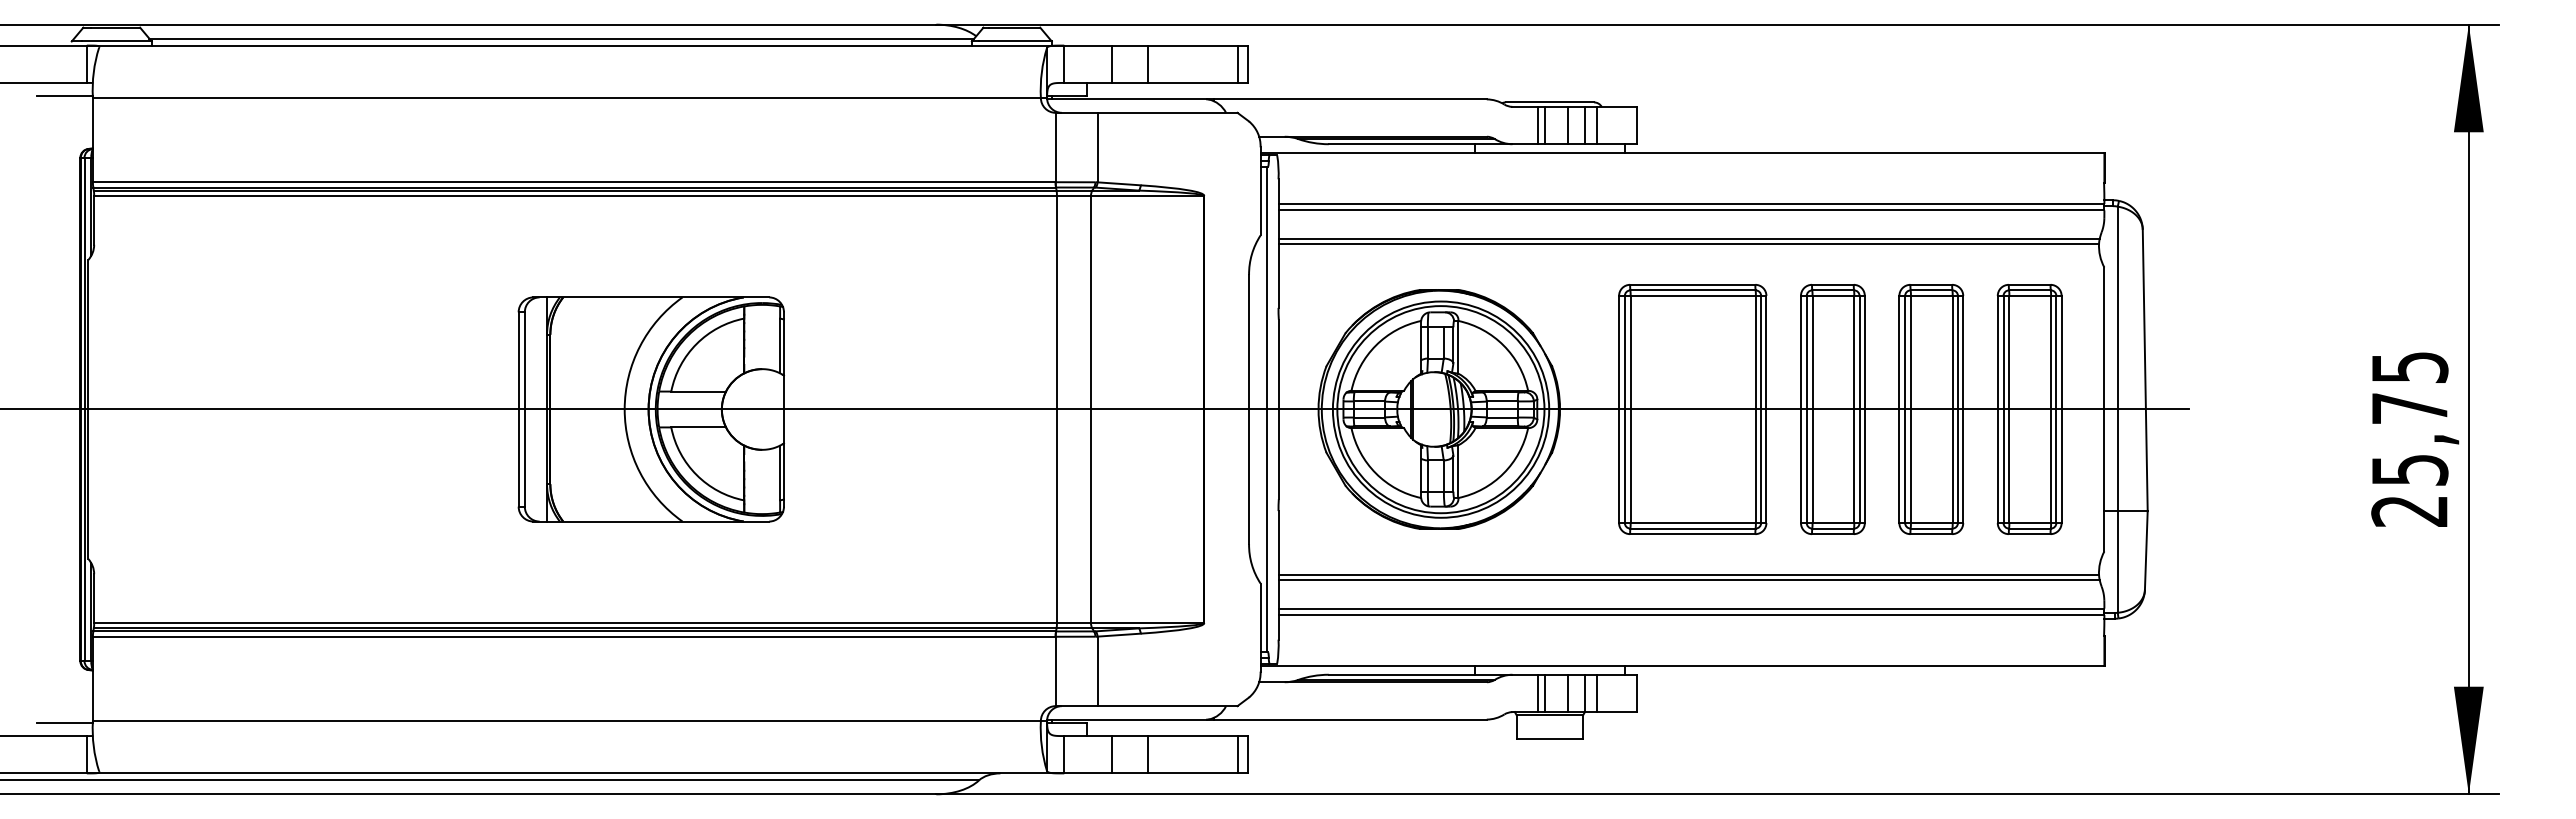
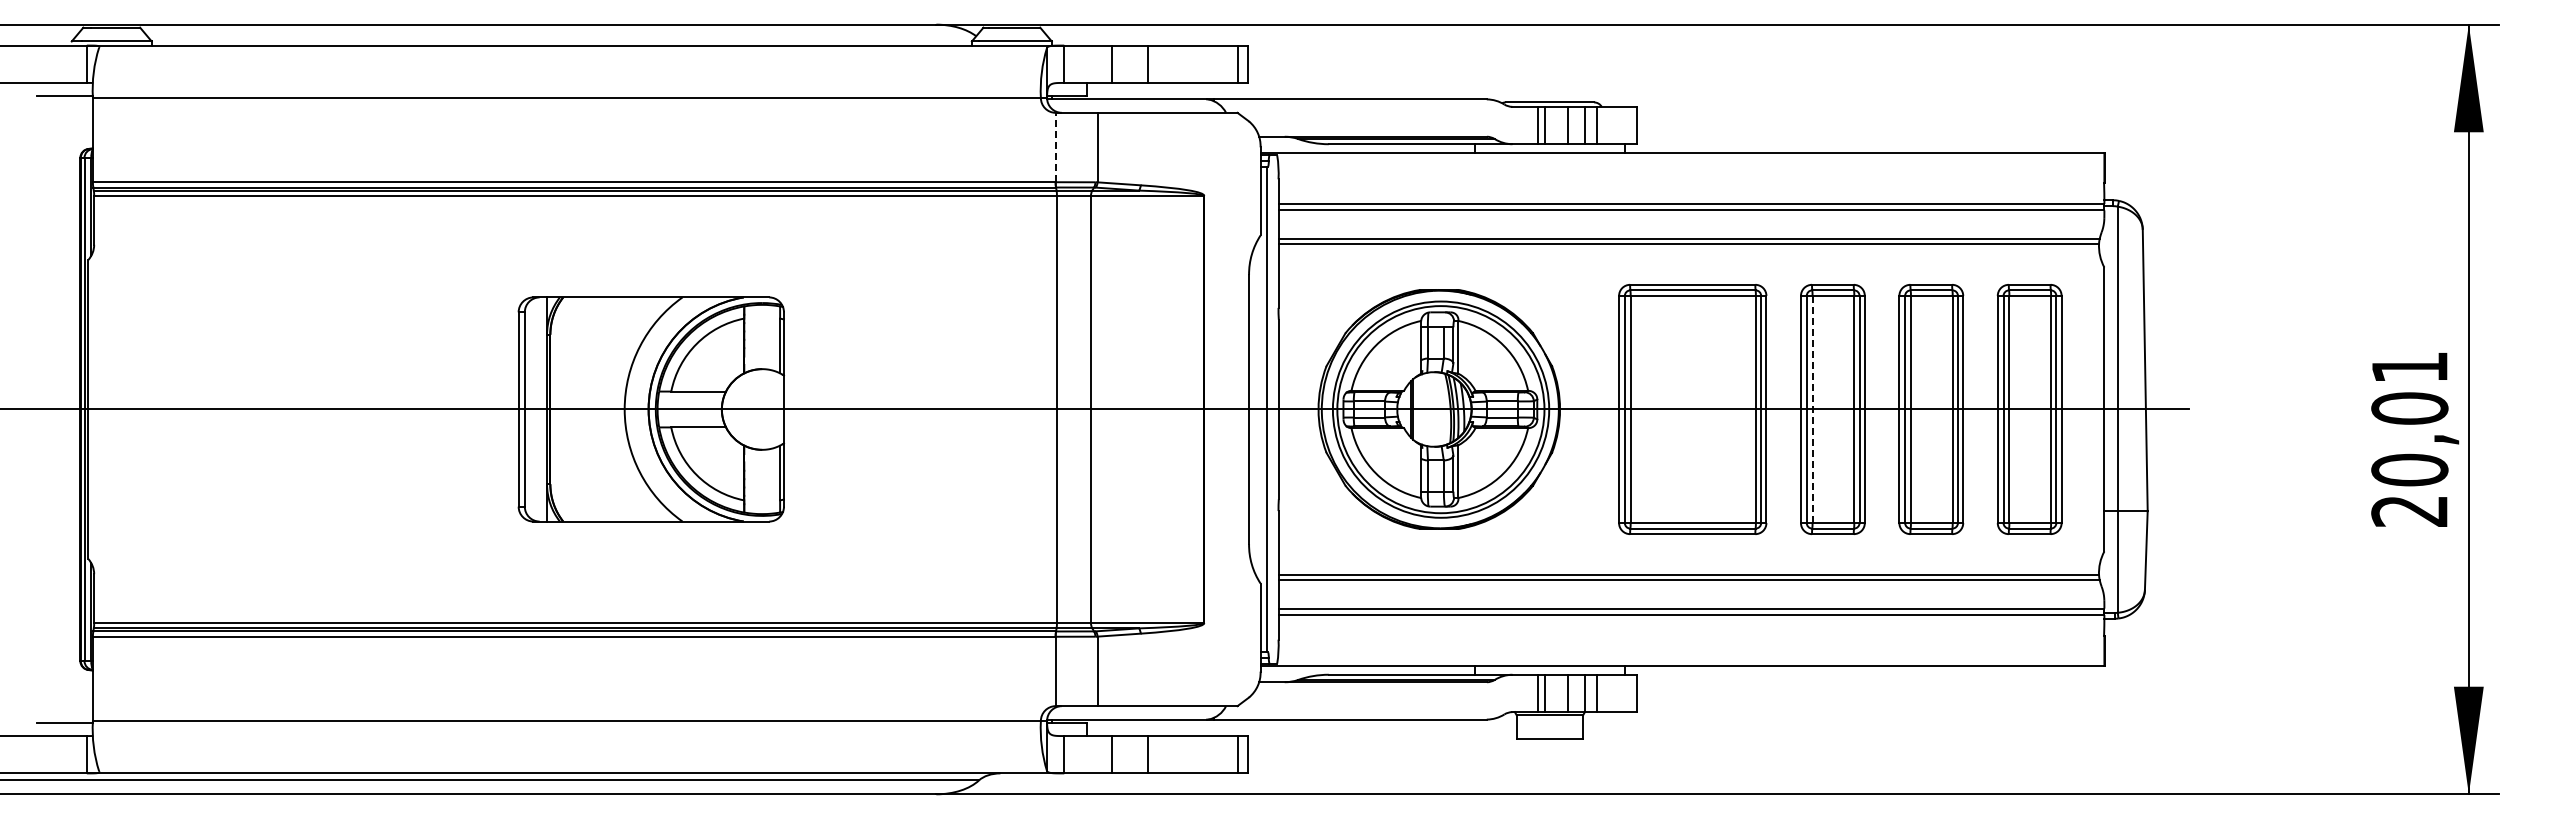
line: present -> none (561, 38)
line: solid -> dashed (1055, 147)
line: solid -> dashed (1812, 409)
text: 25,75 -> 20,01 (2409, 419)
